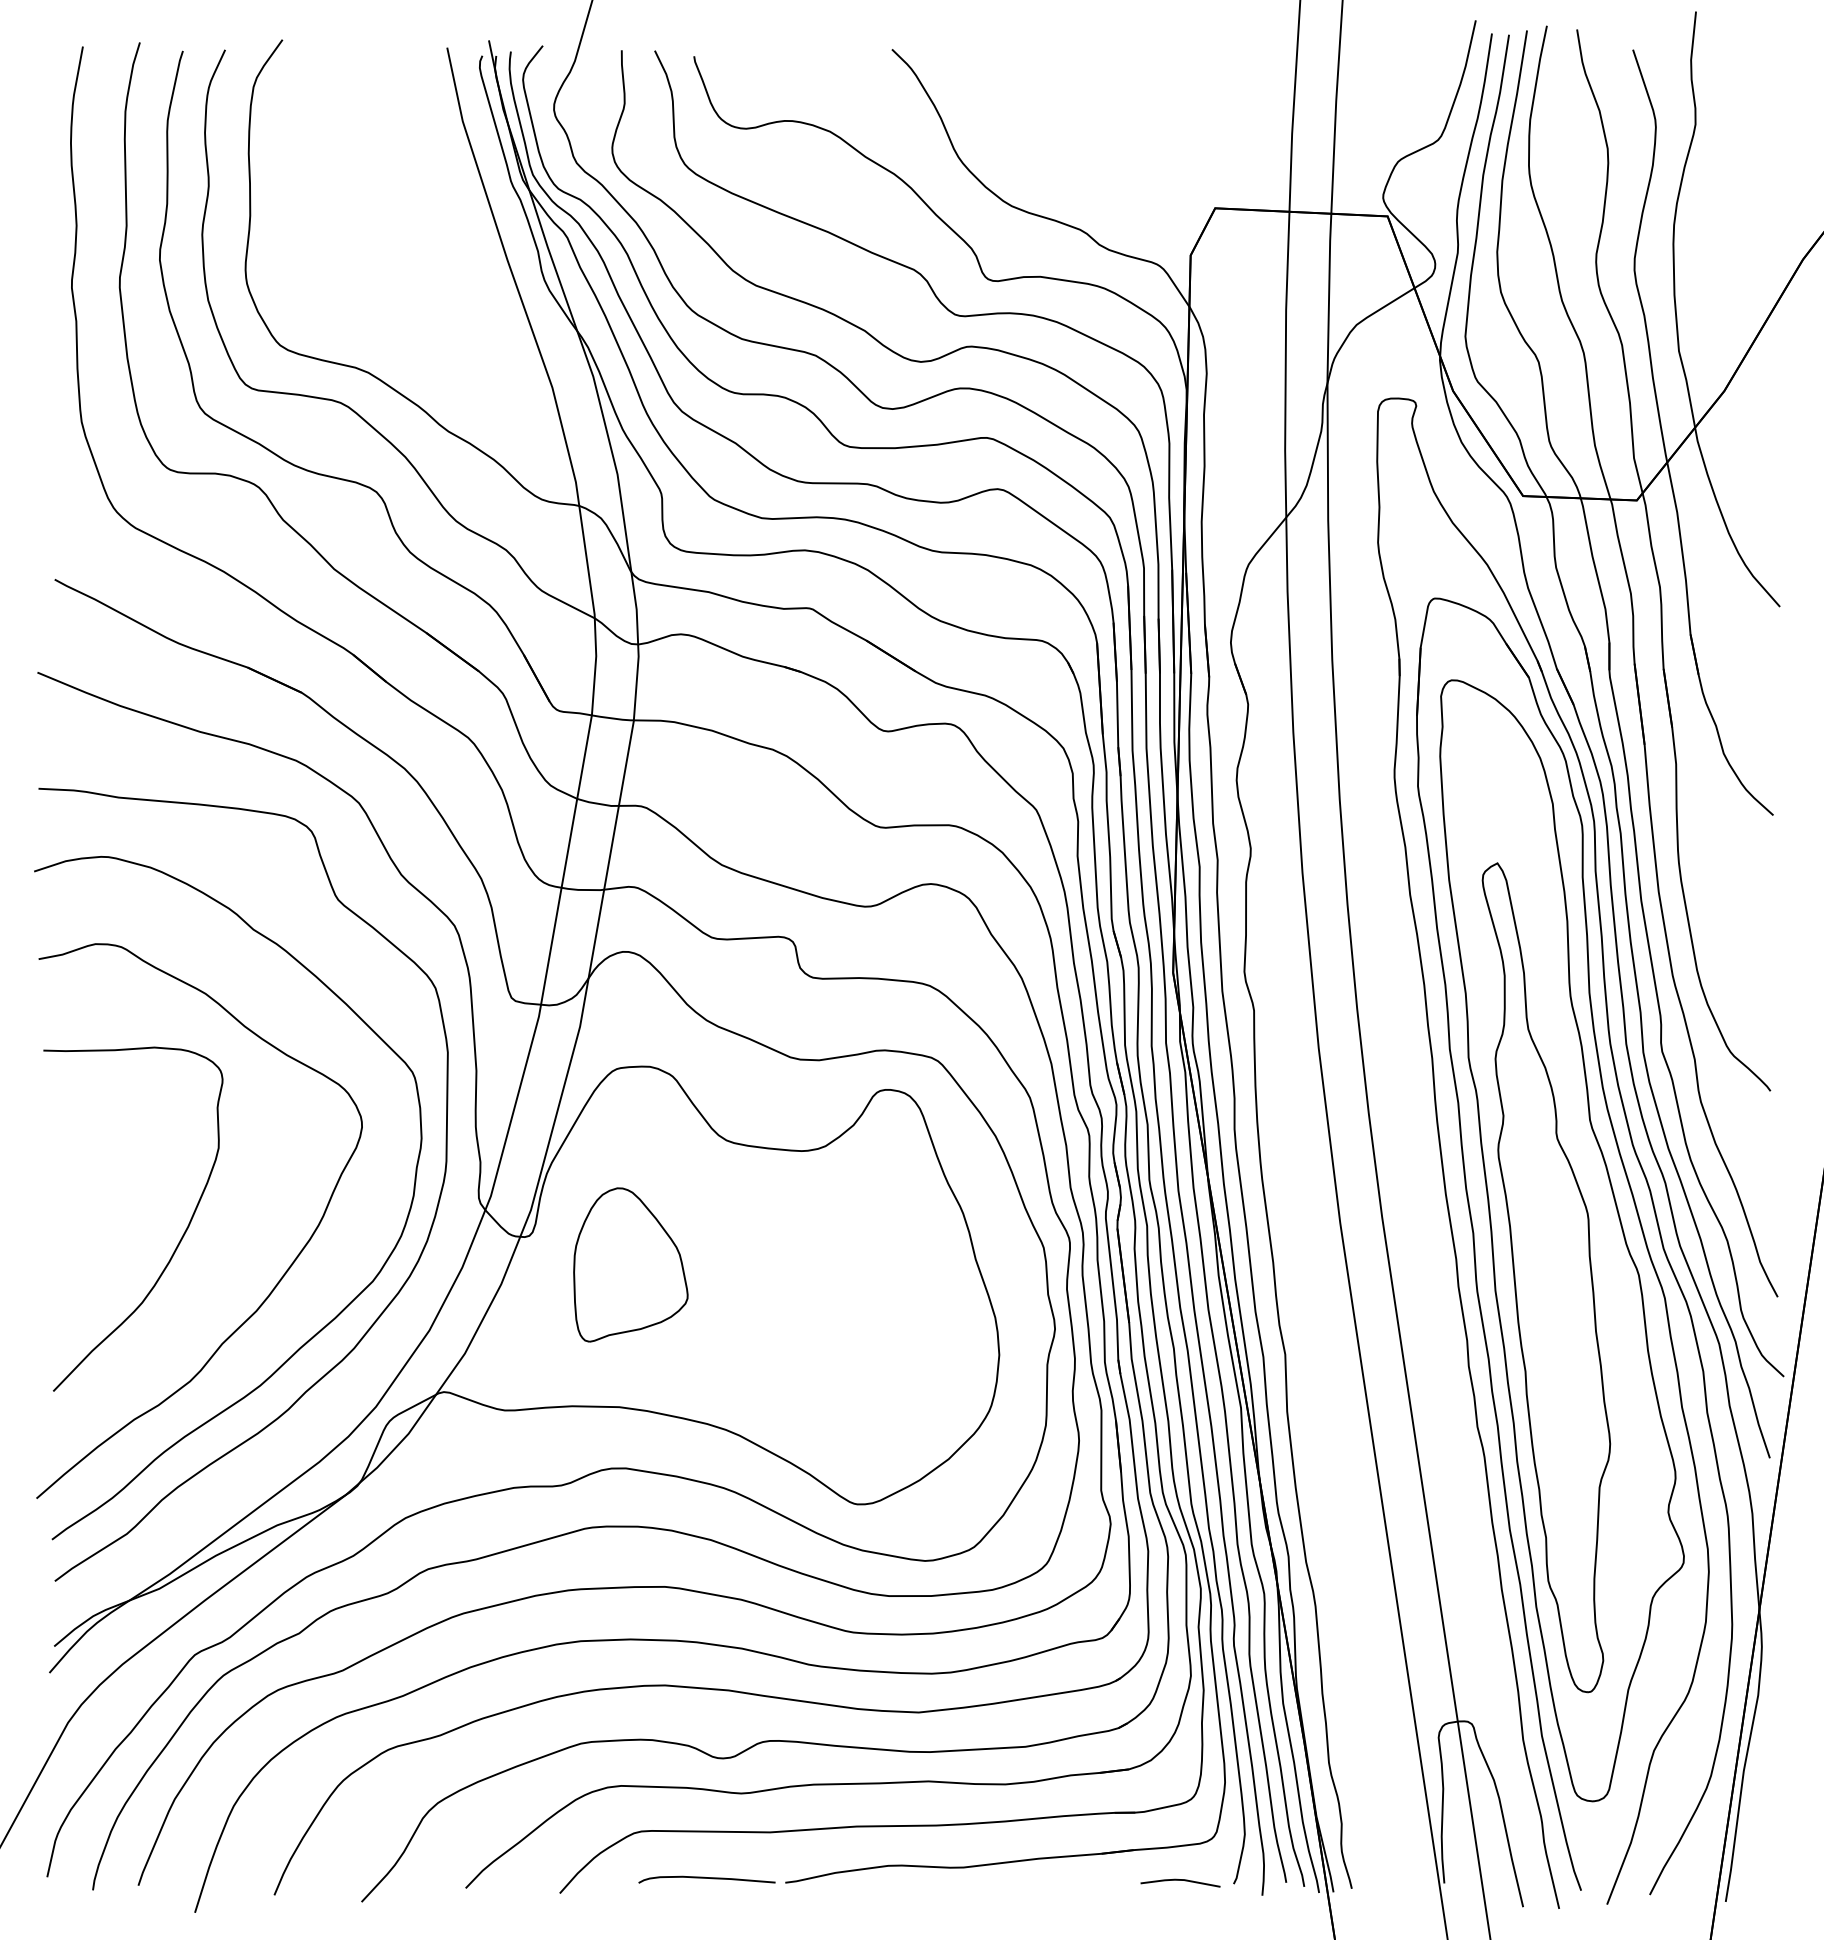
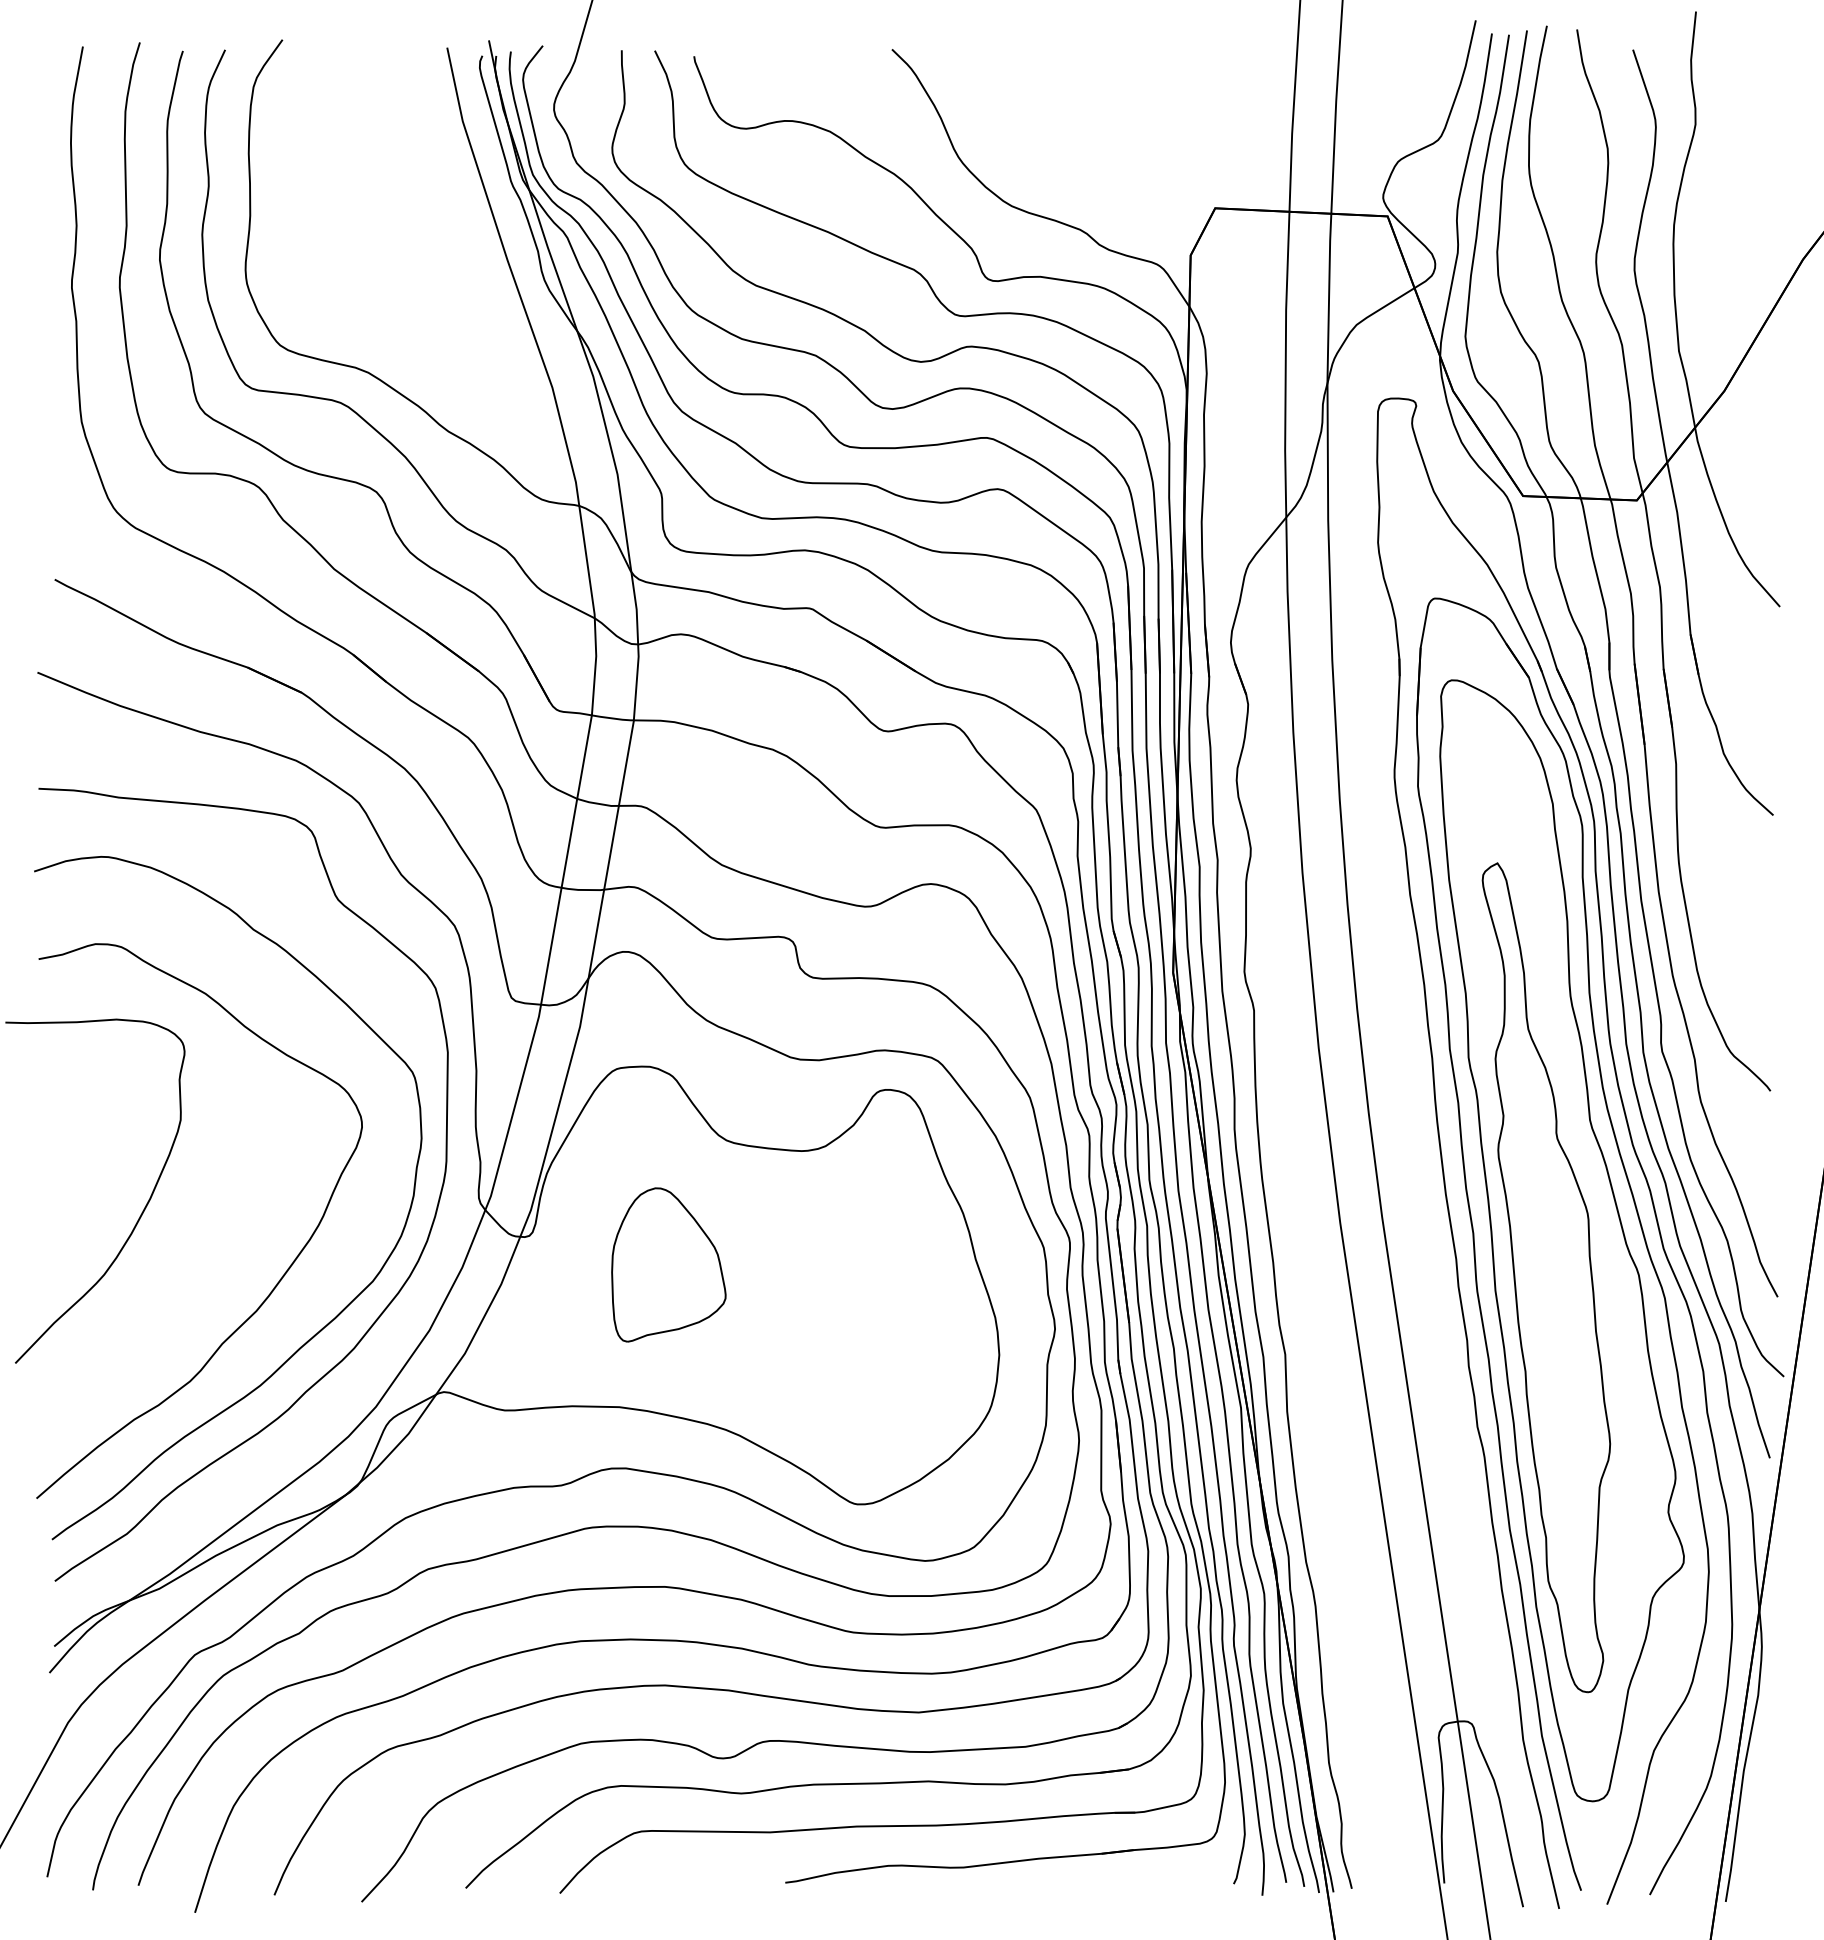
curve position: (179, 1240) -> (141, 1212) (141, 1212)
part position: (630, 1264) -> (668, 1264) (668, 1264)
curve: present -> none (706, 1878)
line: present -> none (1180, 1880)
